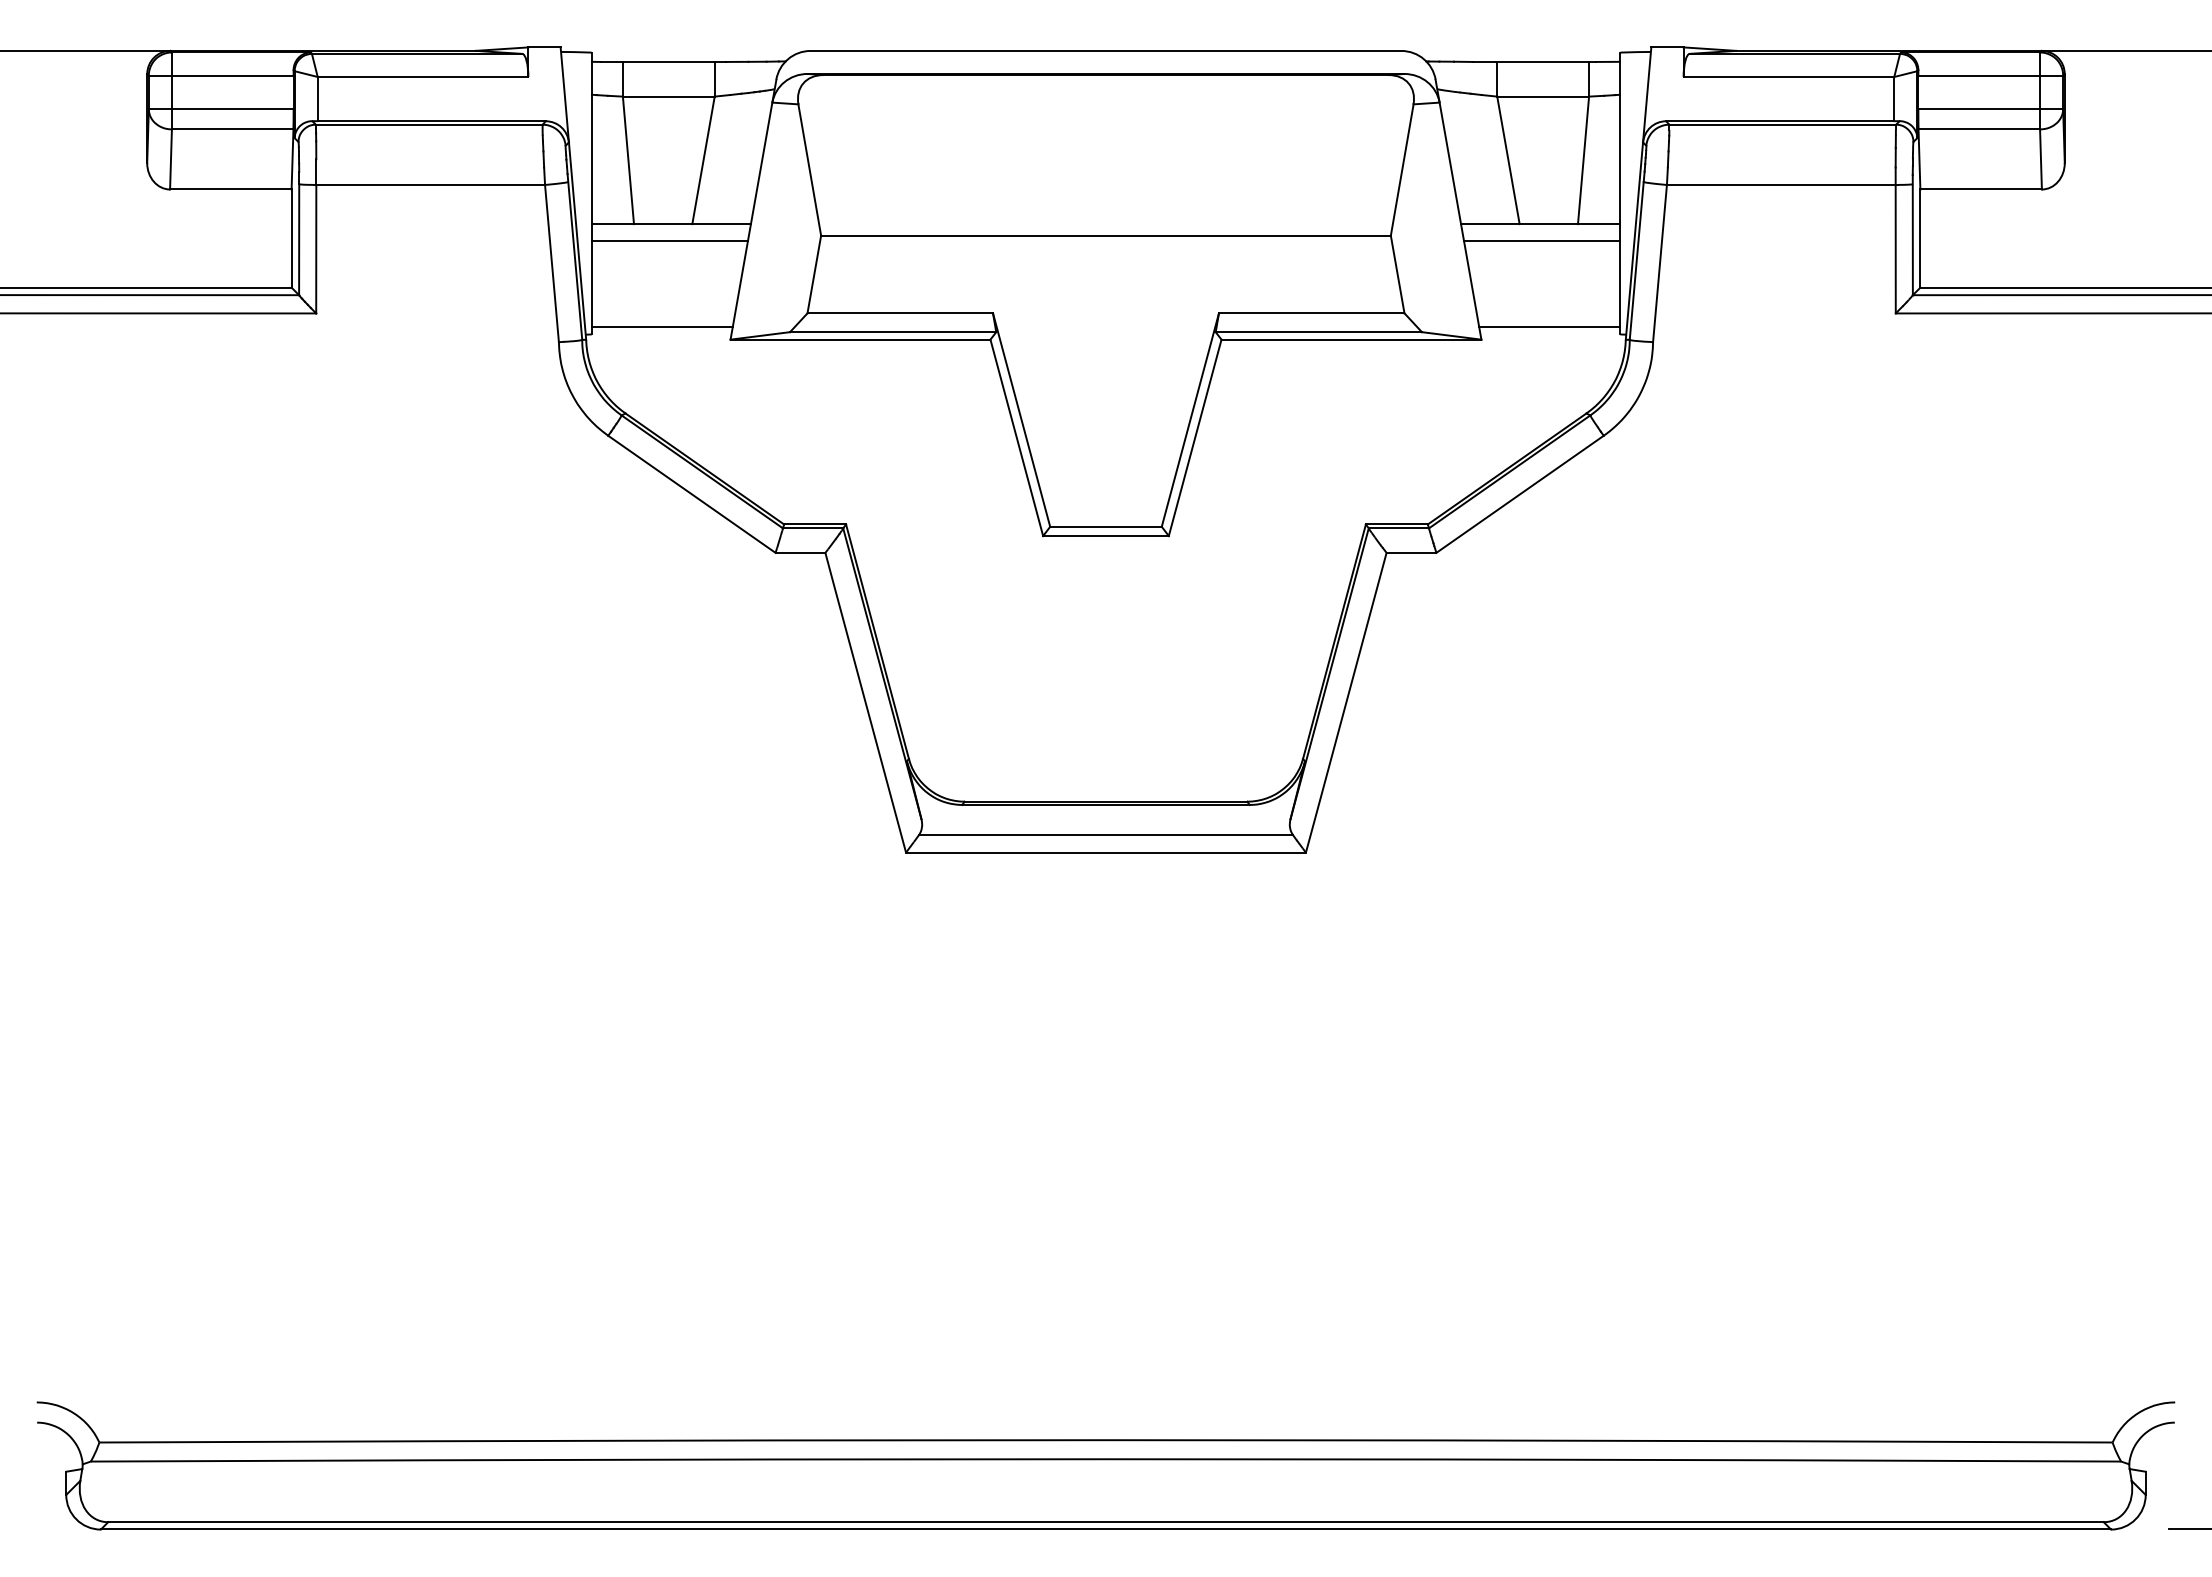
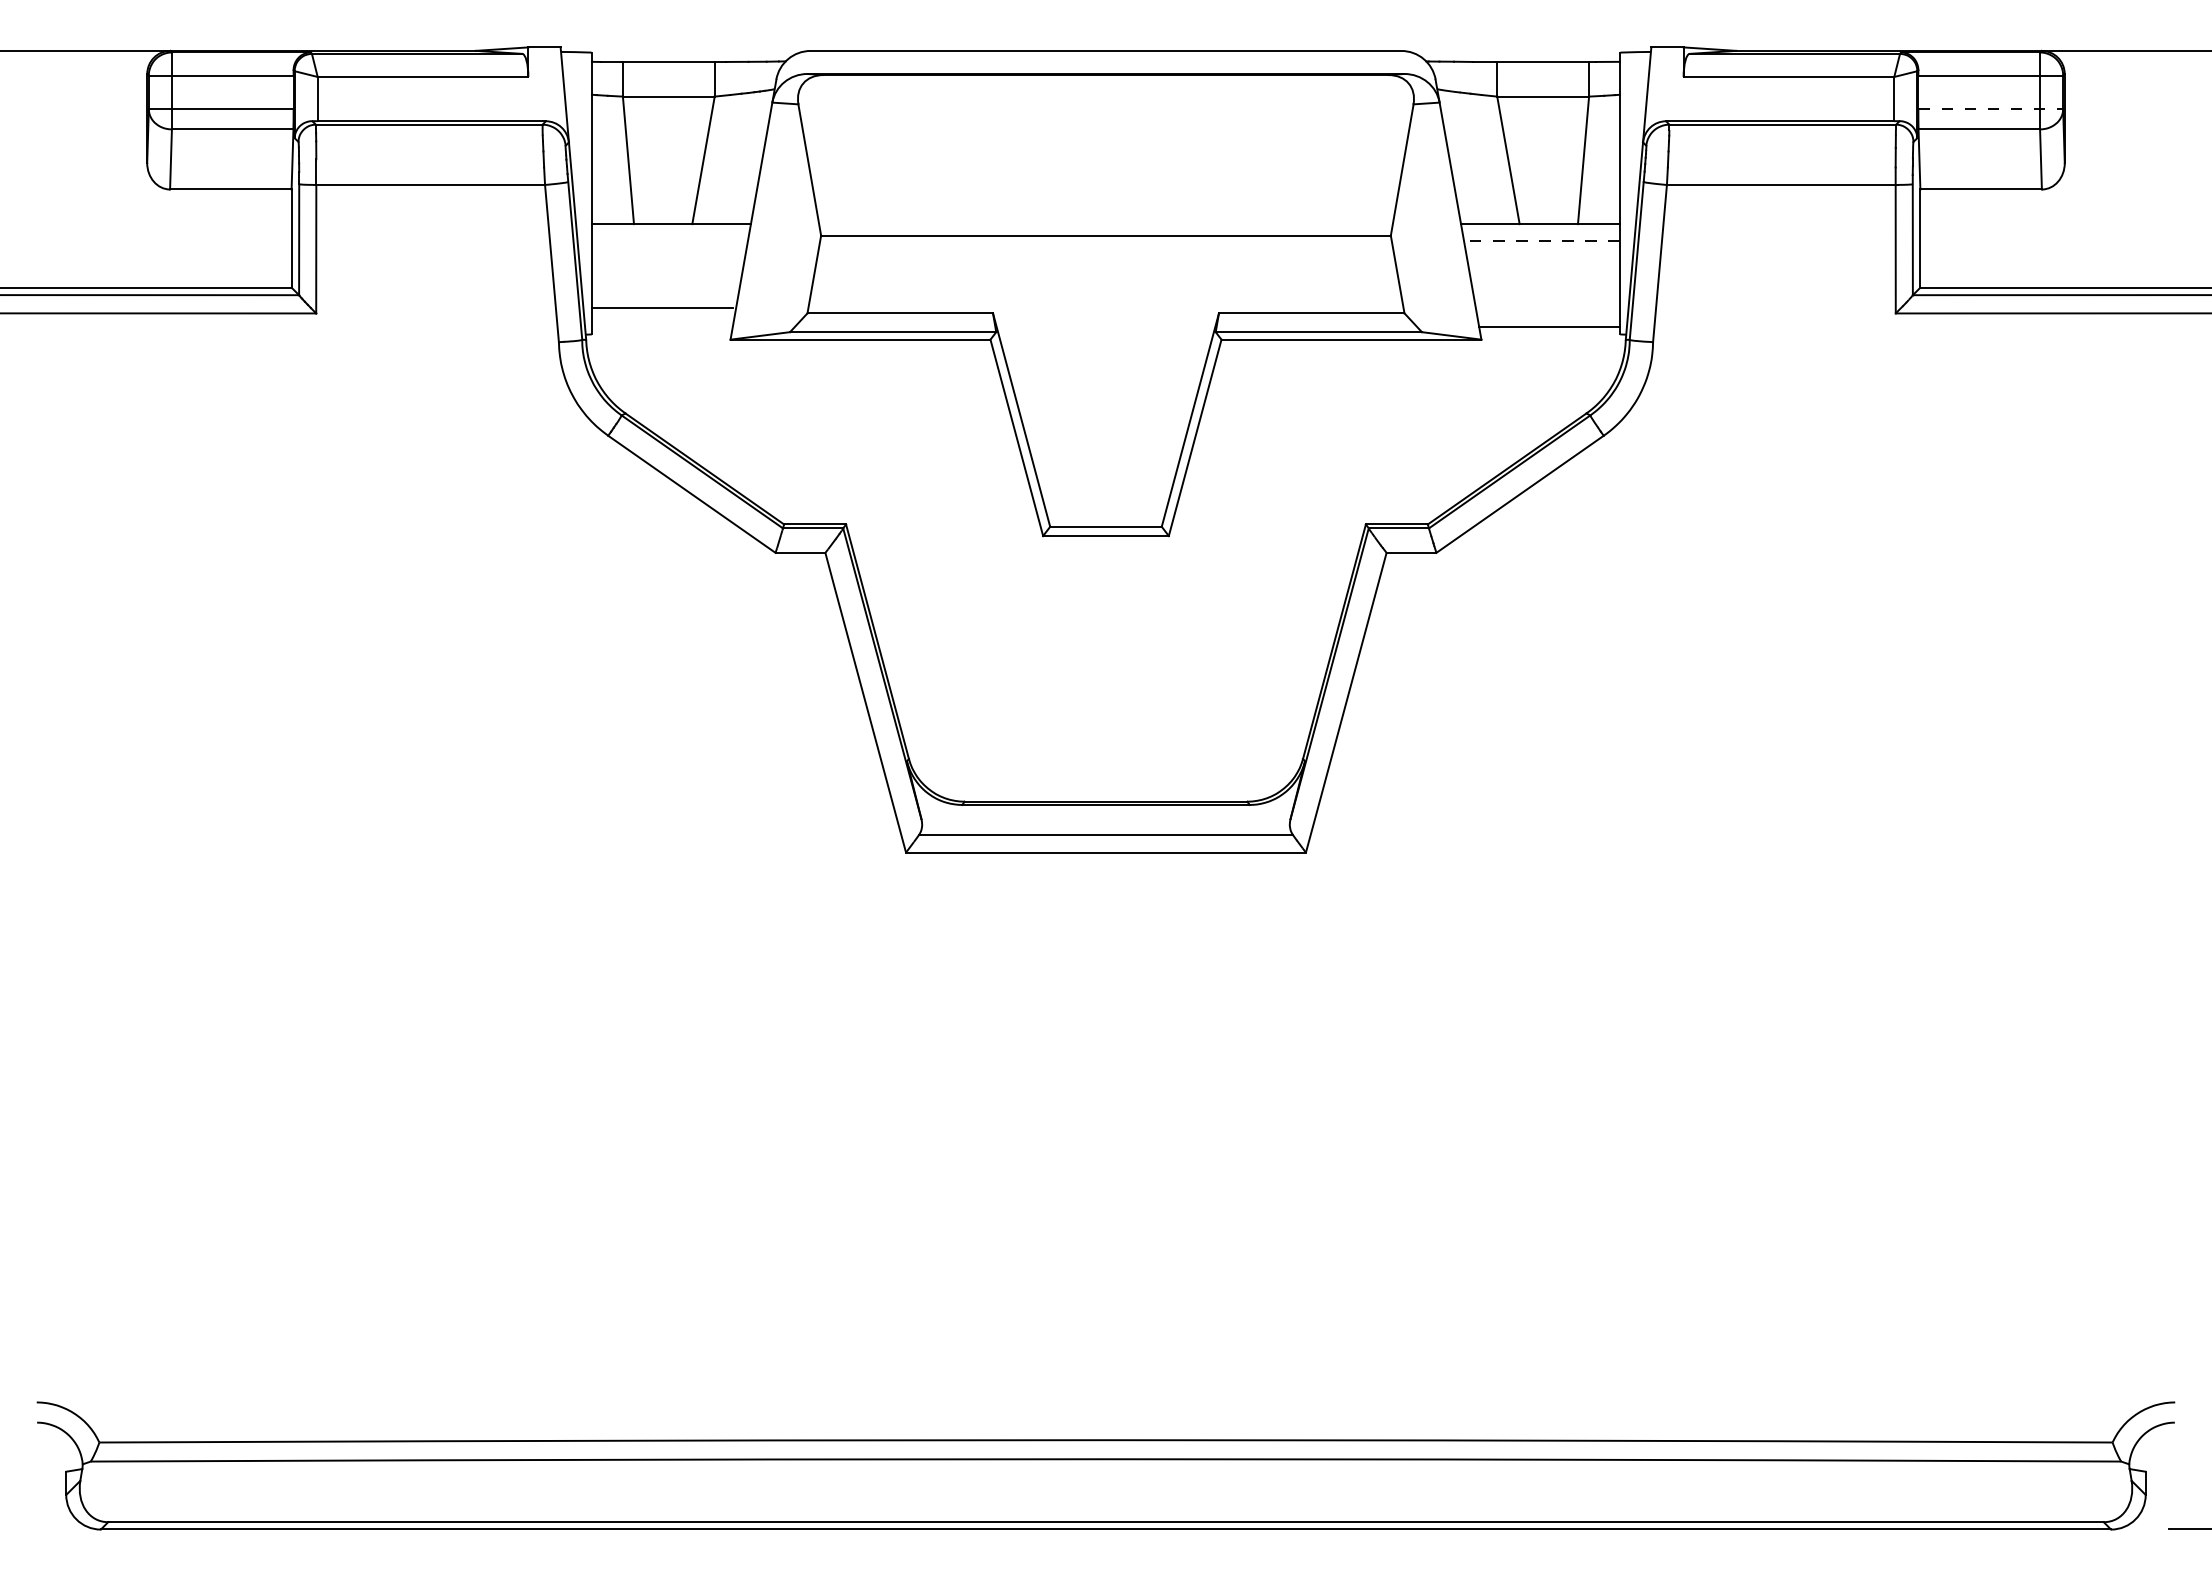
line: solid -> dashed (1991, 109)
line: present -> none (669, 241)
line: solid -> dashed (1542, 241)
line position: (661, 327) -> (661, 308) (661, 308)
